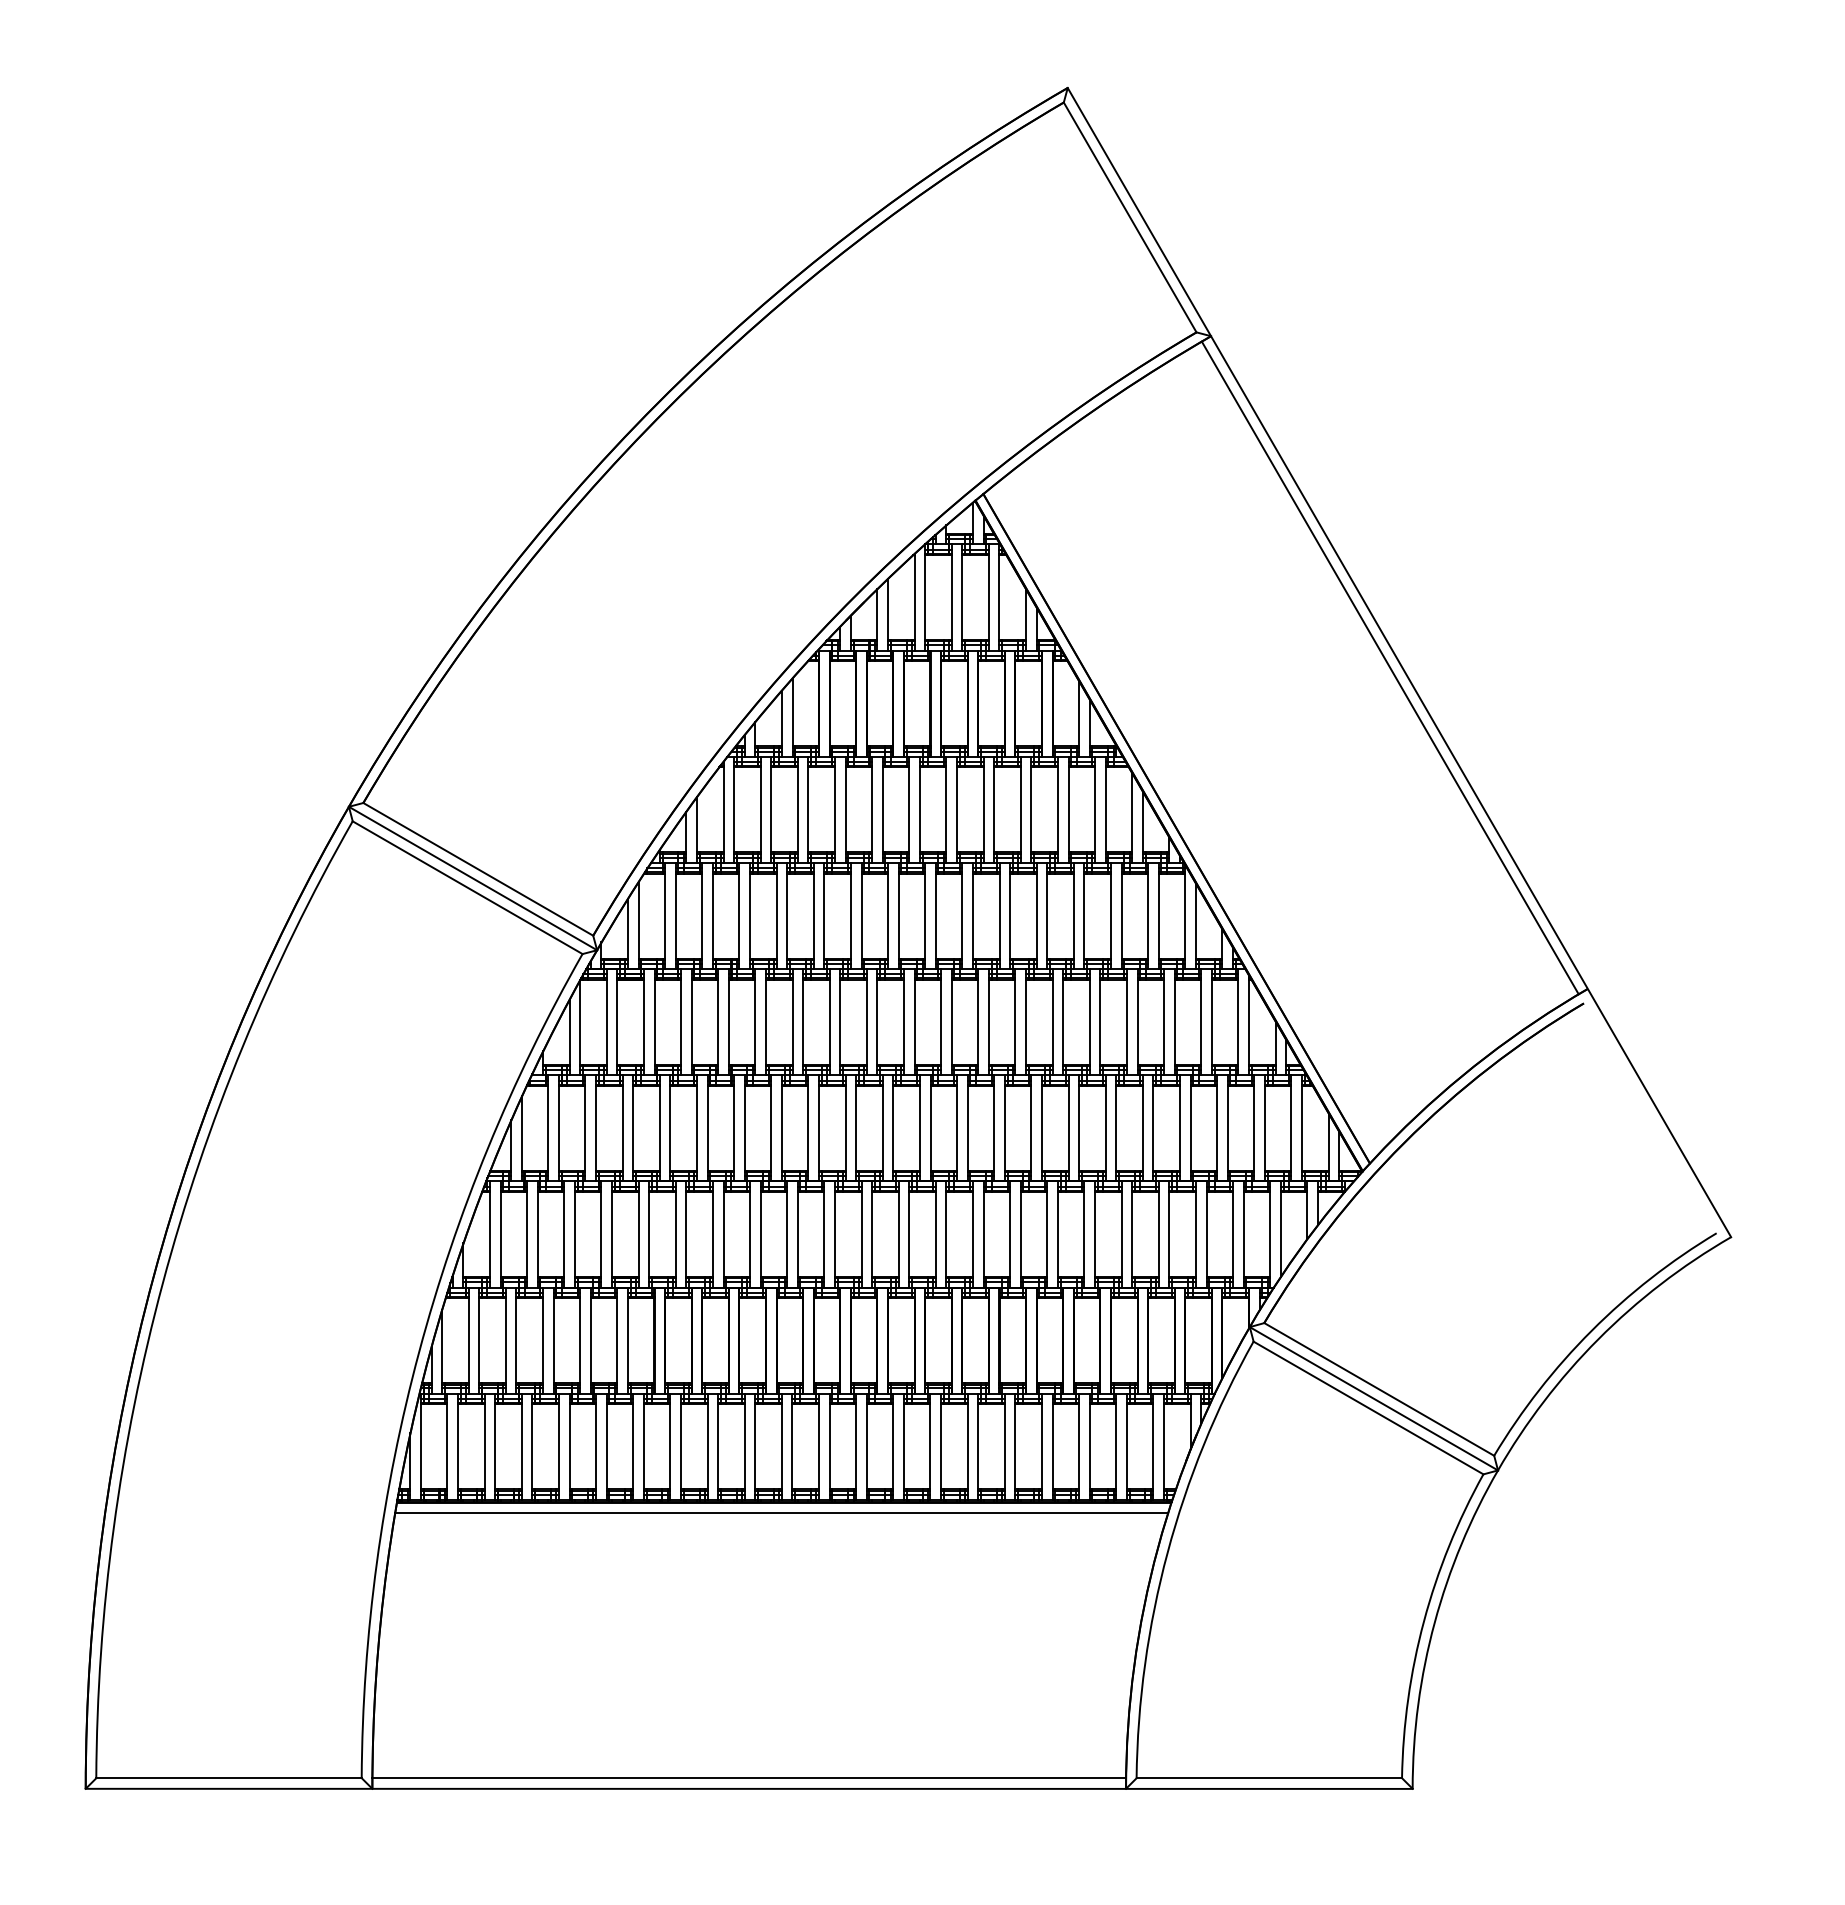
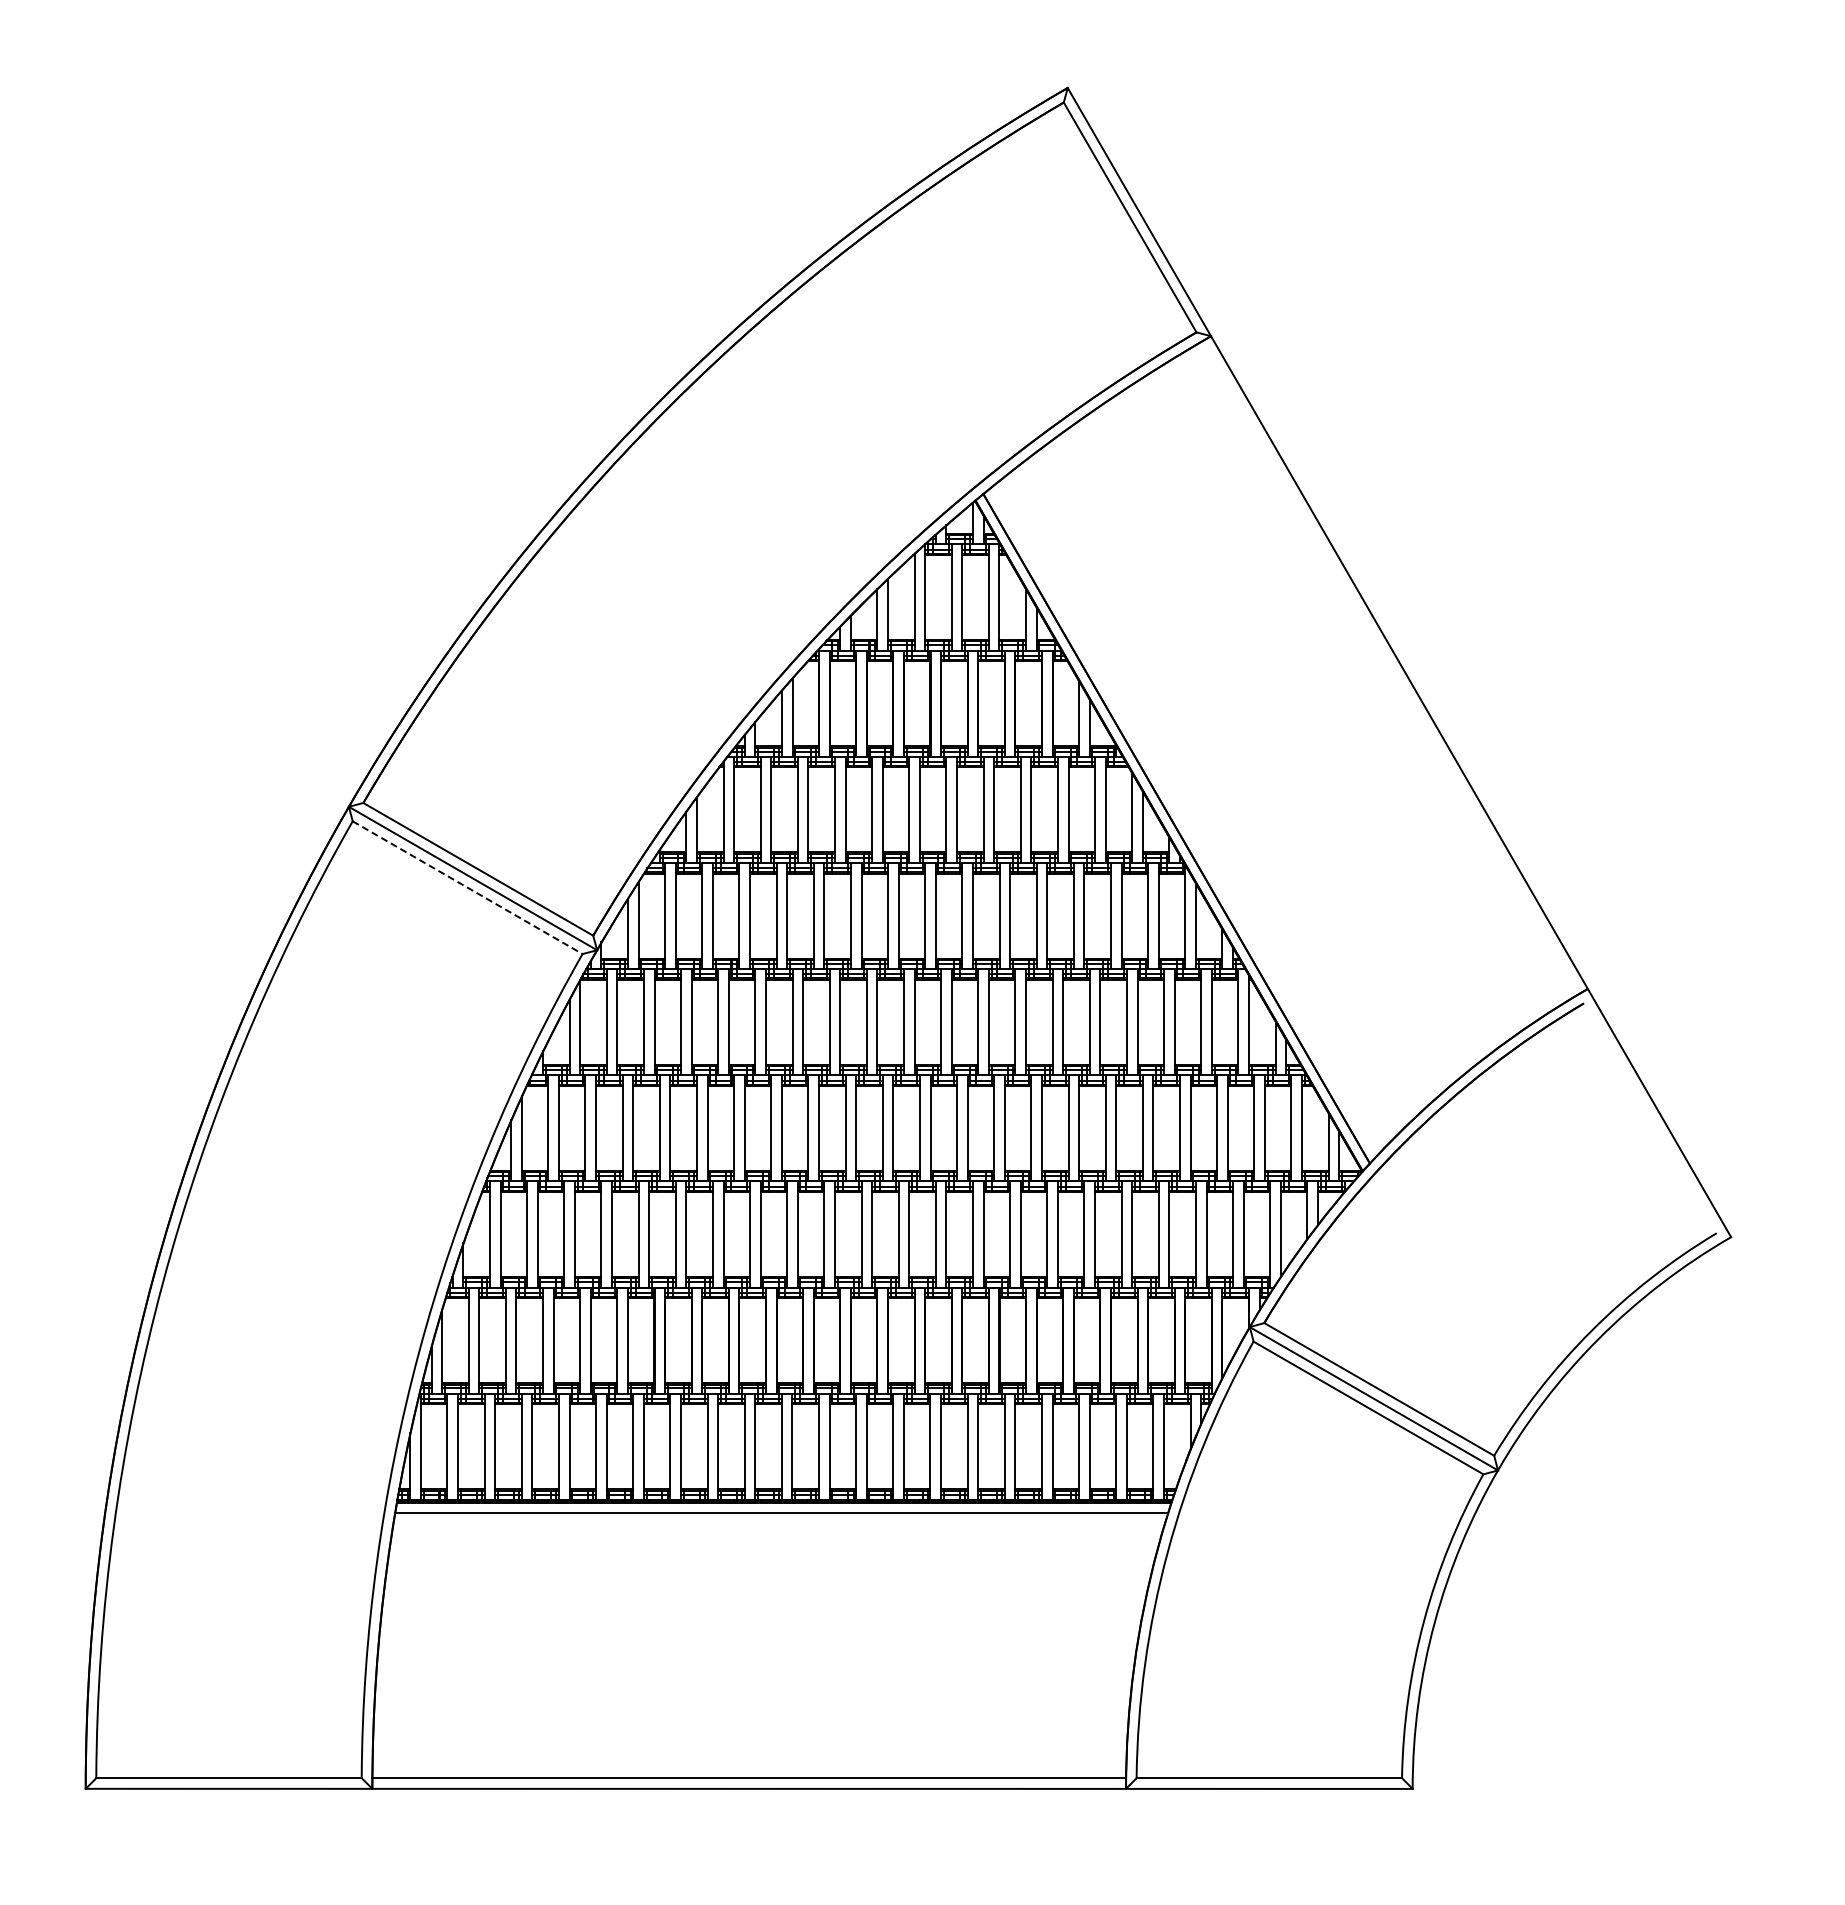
line: present -> none (1389, 667)
line: solid -> dashed (467, 887)
